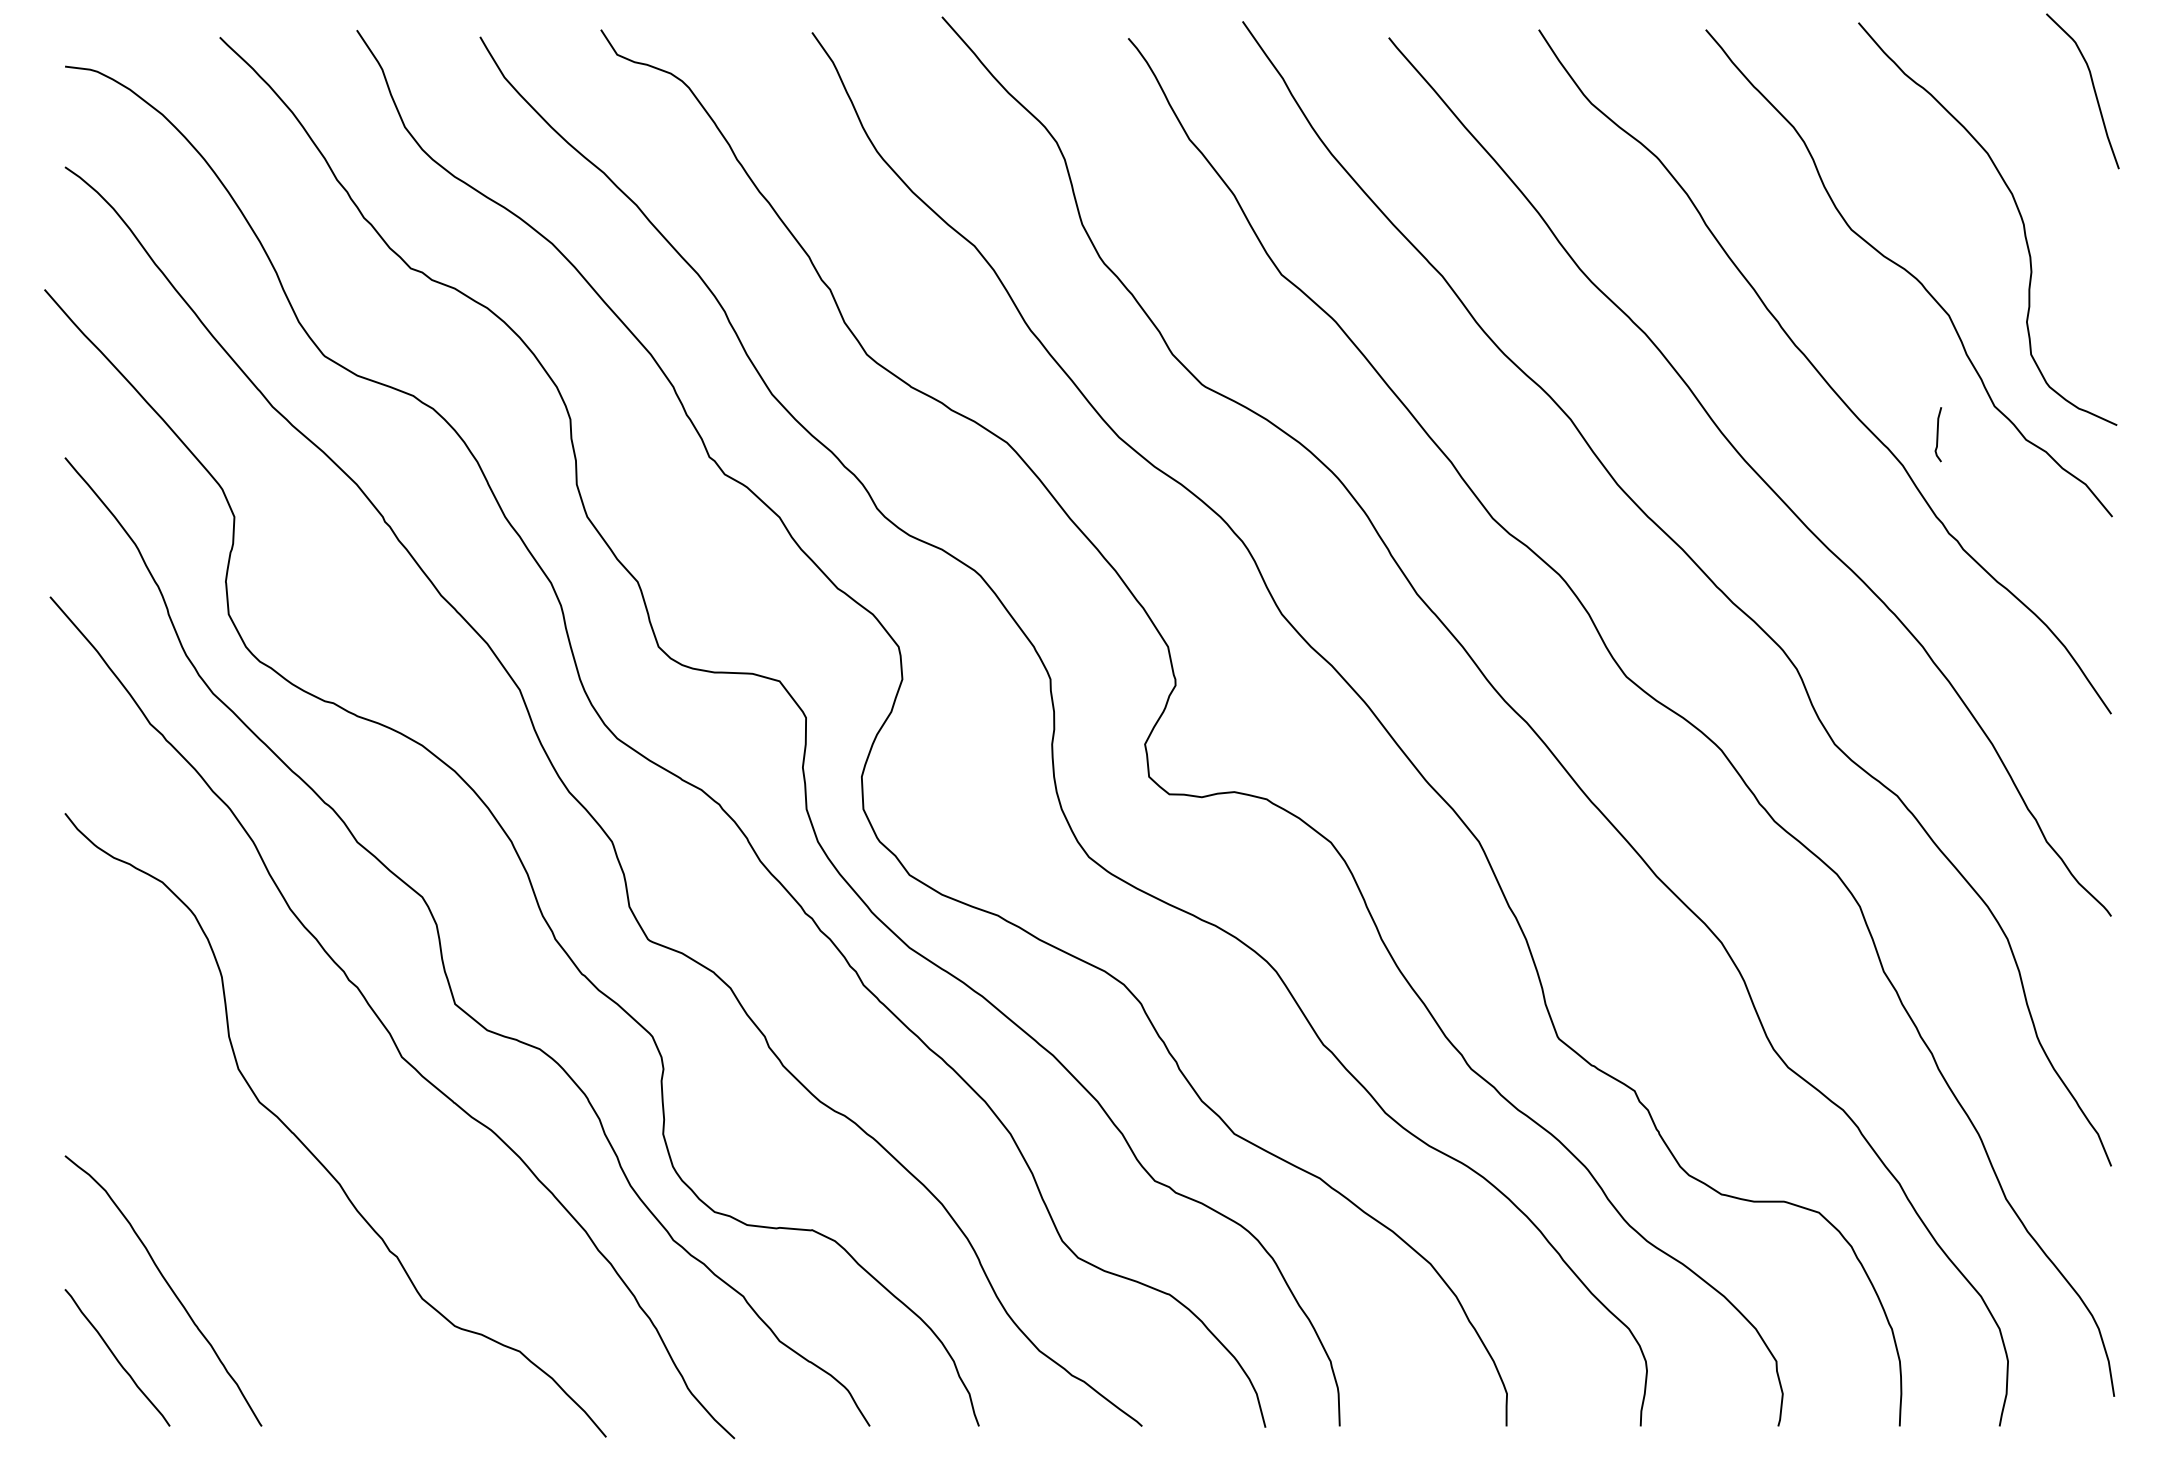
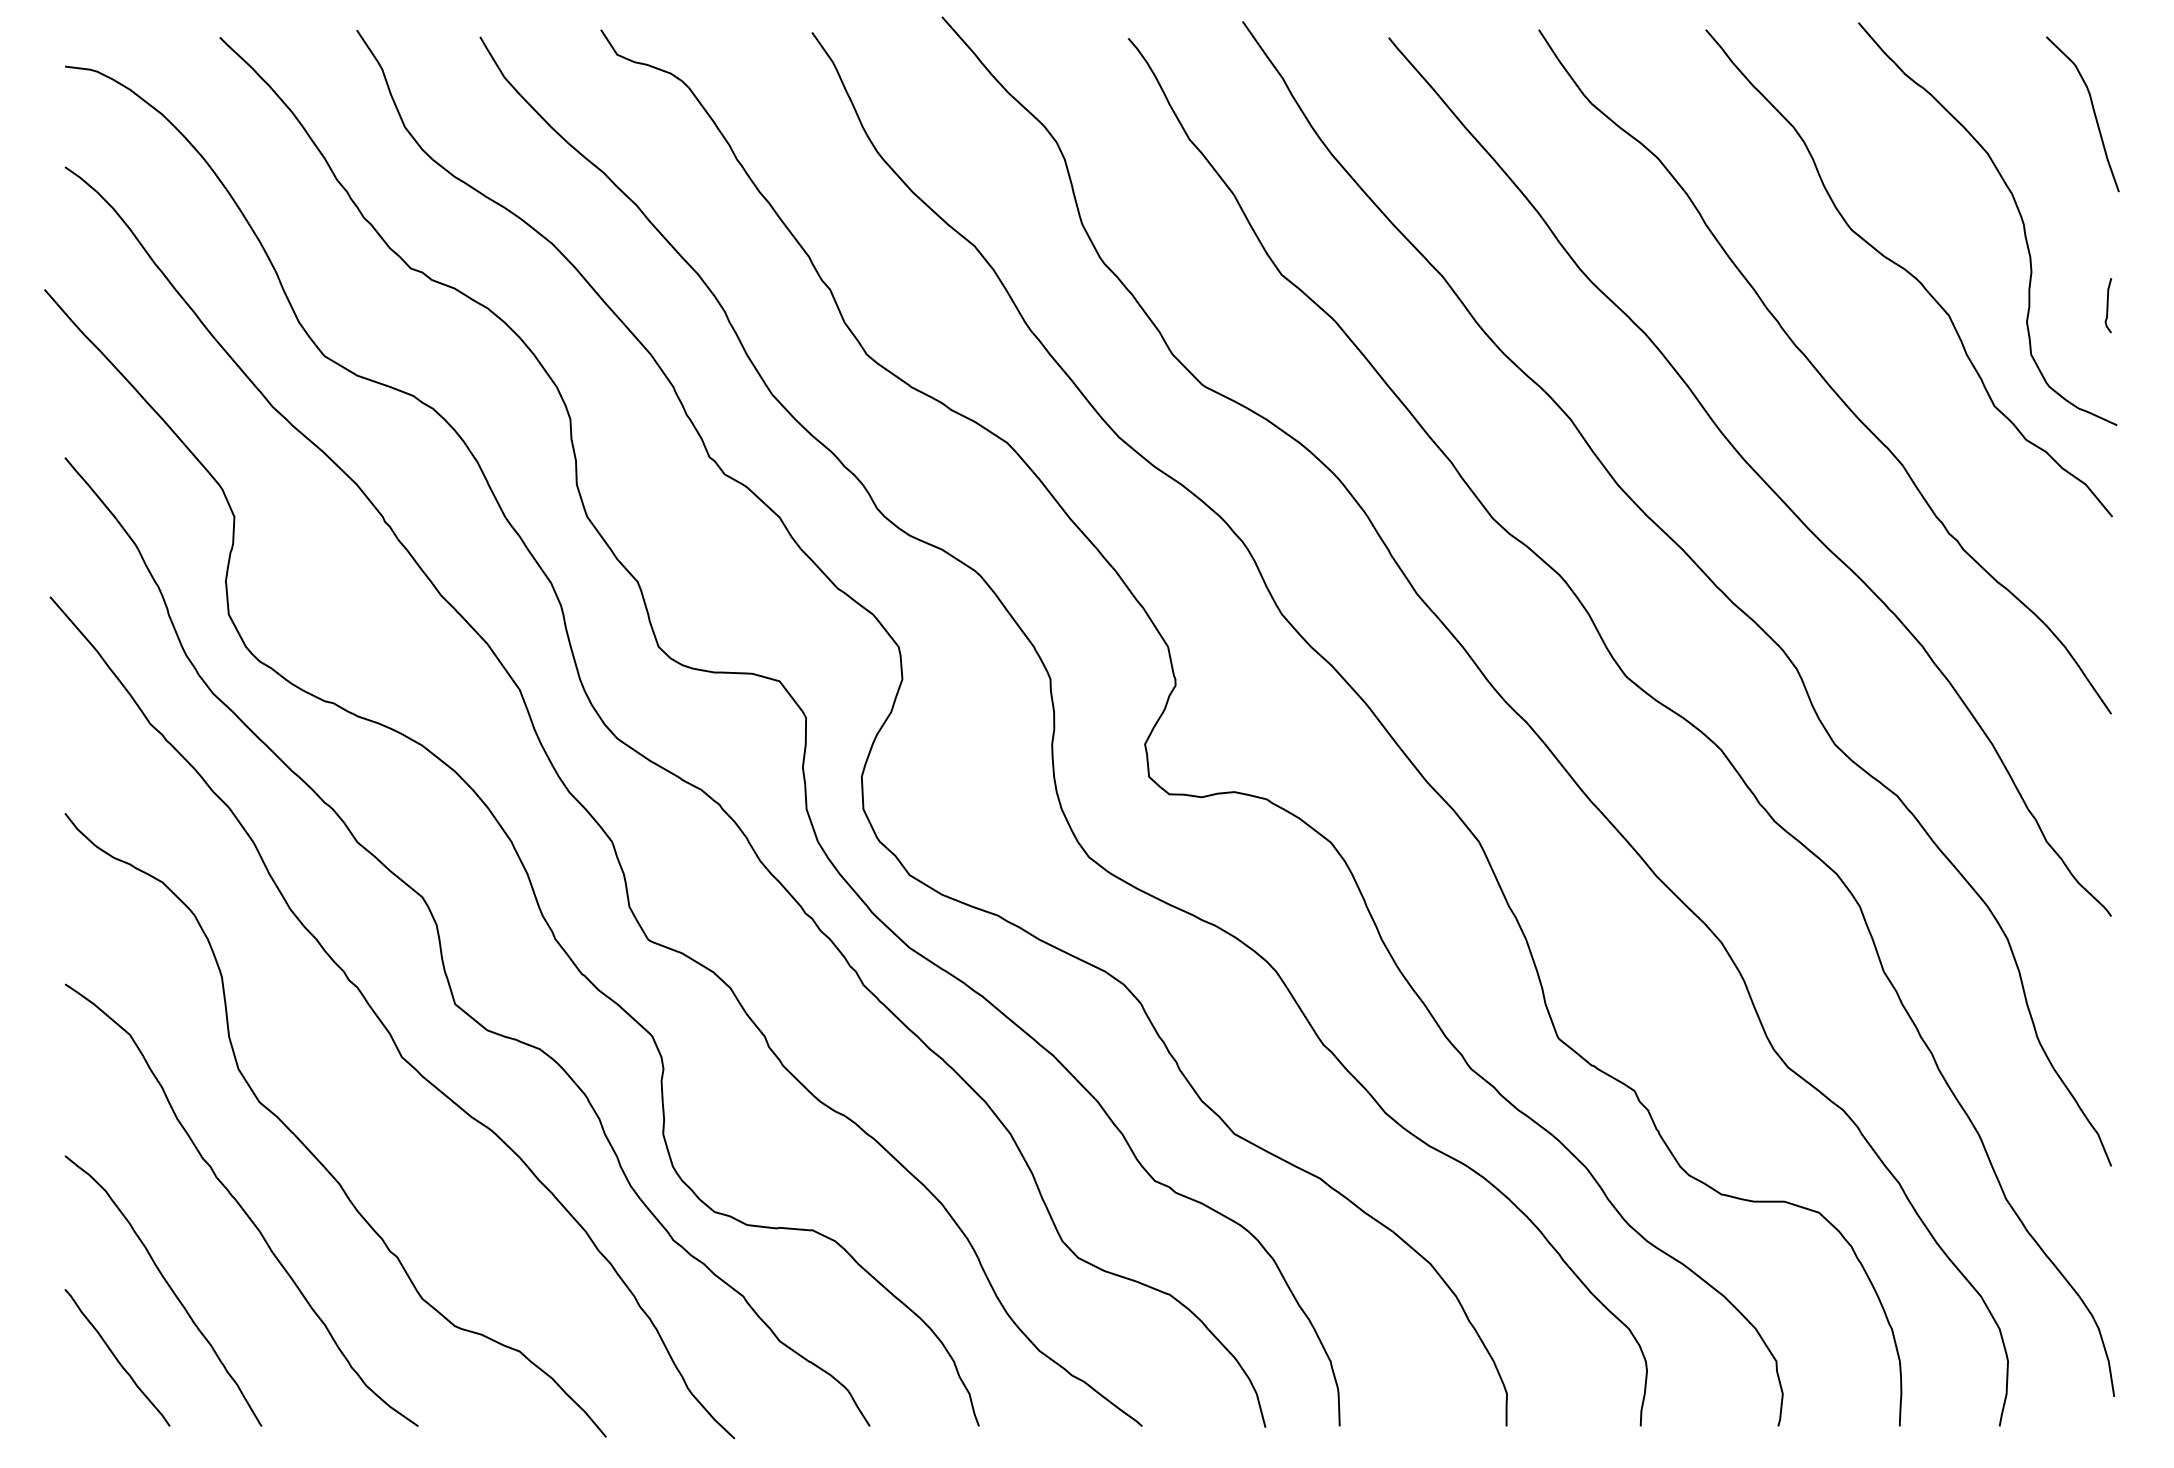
curve position: (2093, 90) -> (2093, 113) (2093, 113)
curve position: (1938, 434) -> (2108, 305) (2108, 305)
curve: none -> present (240, 1204)
